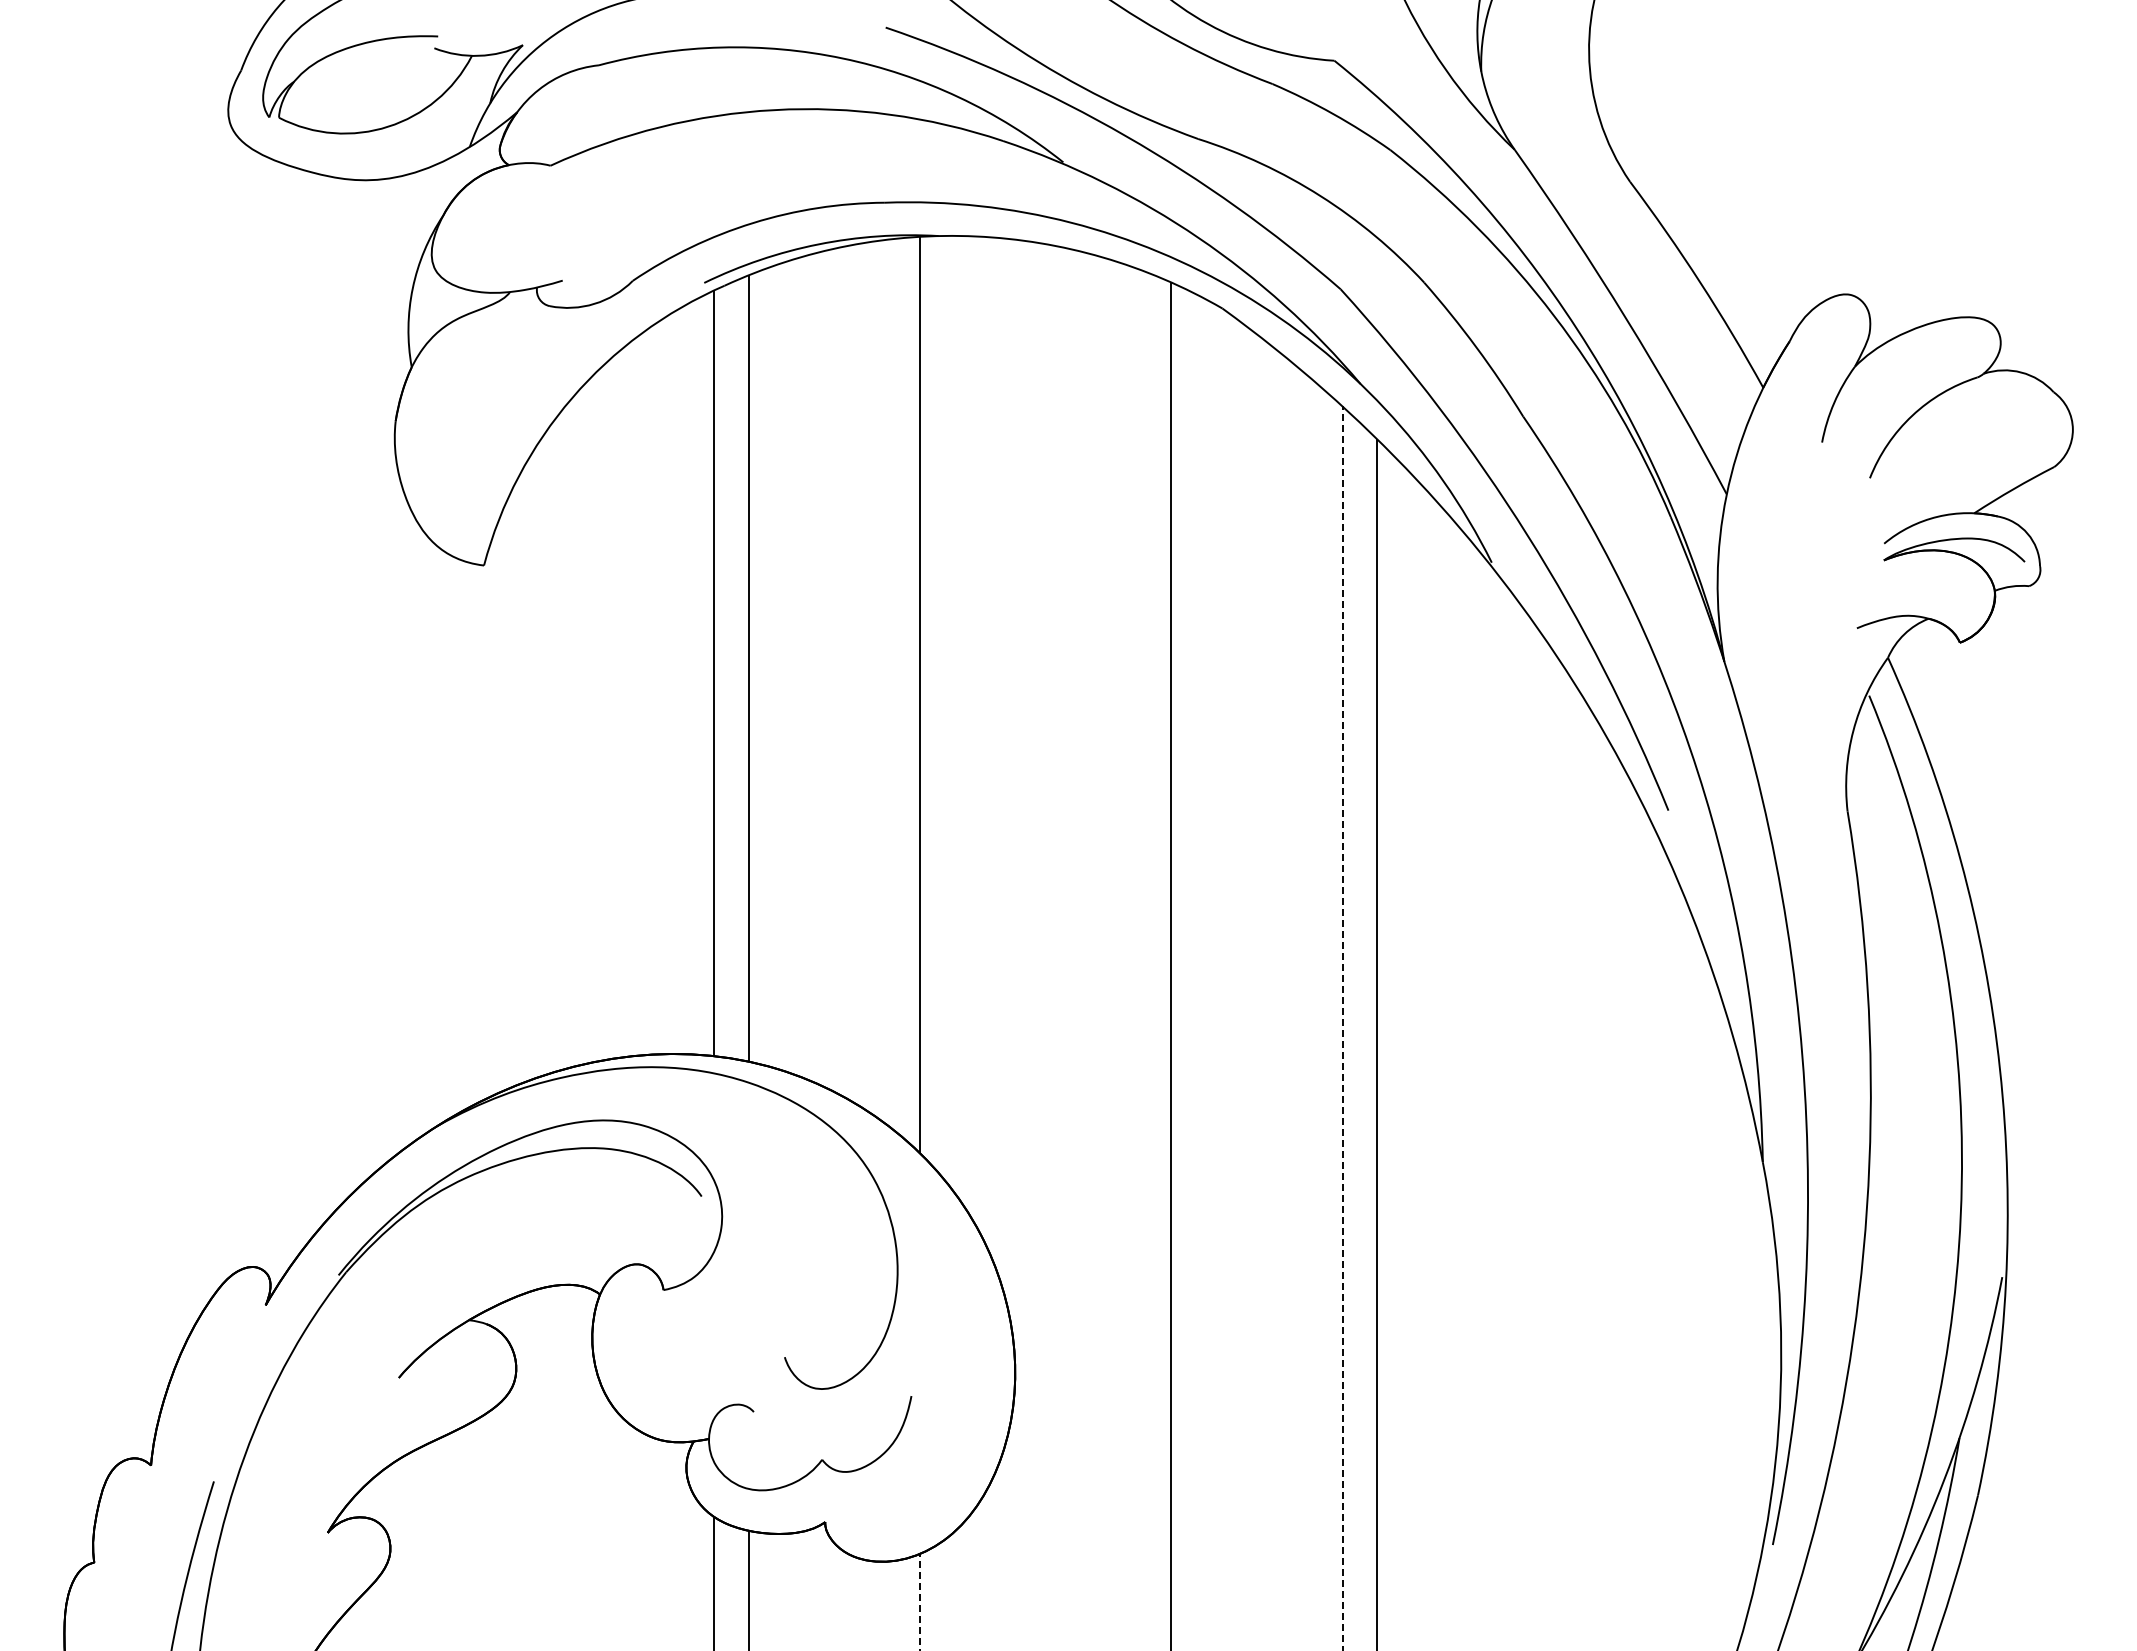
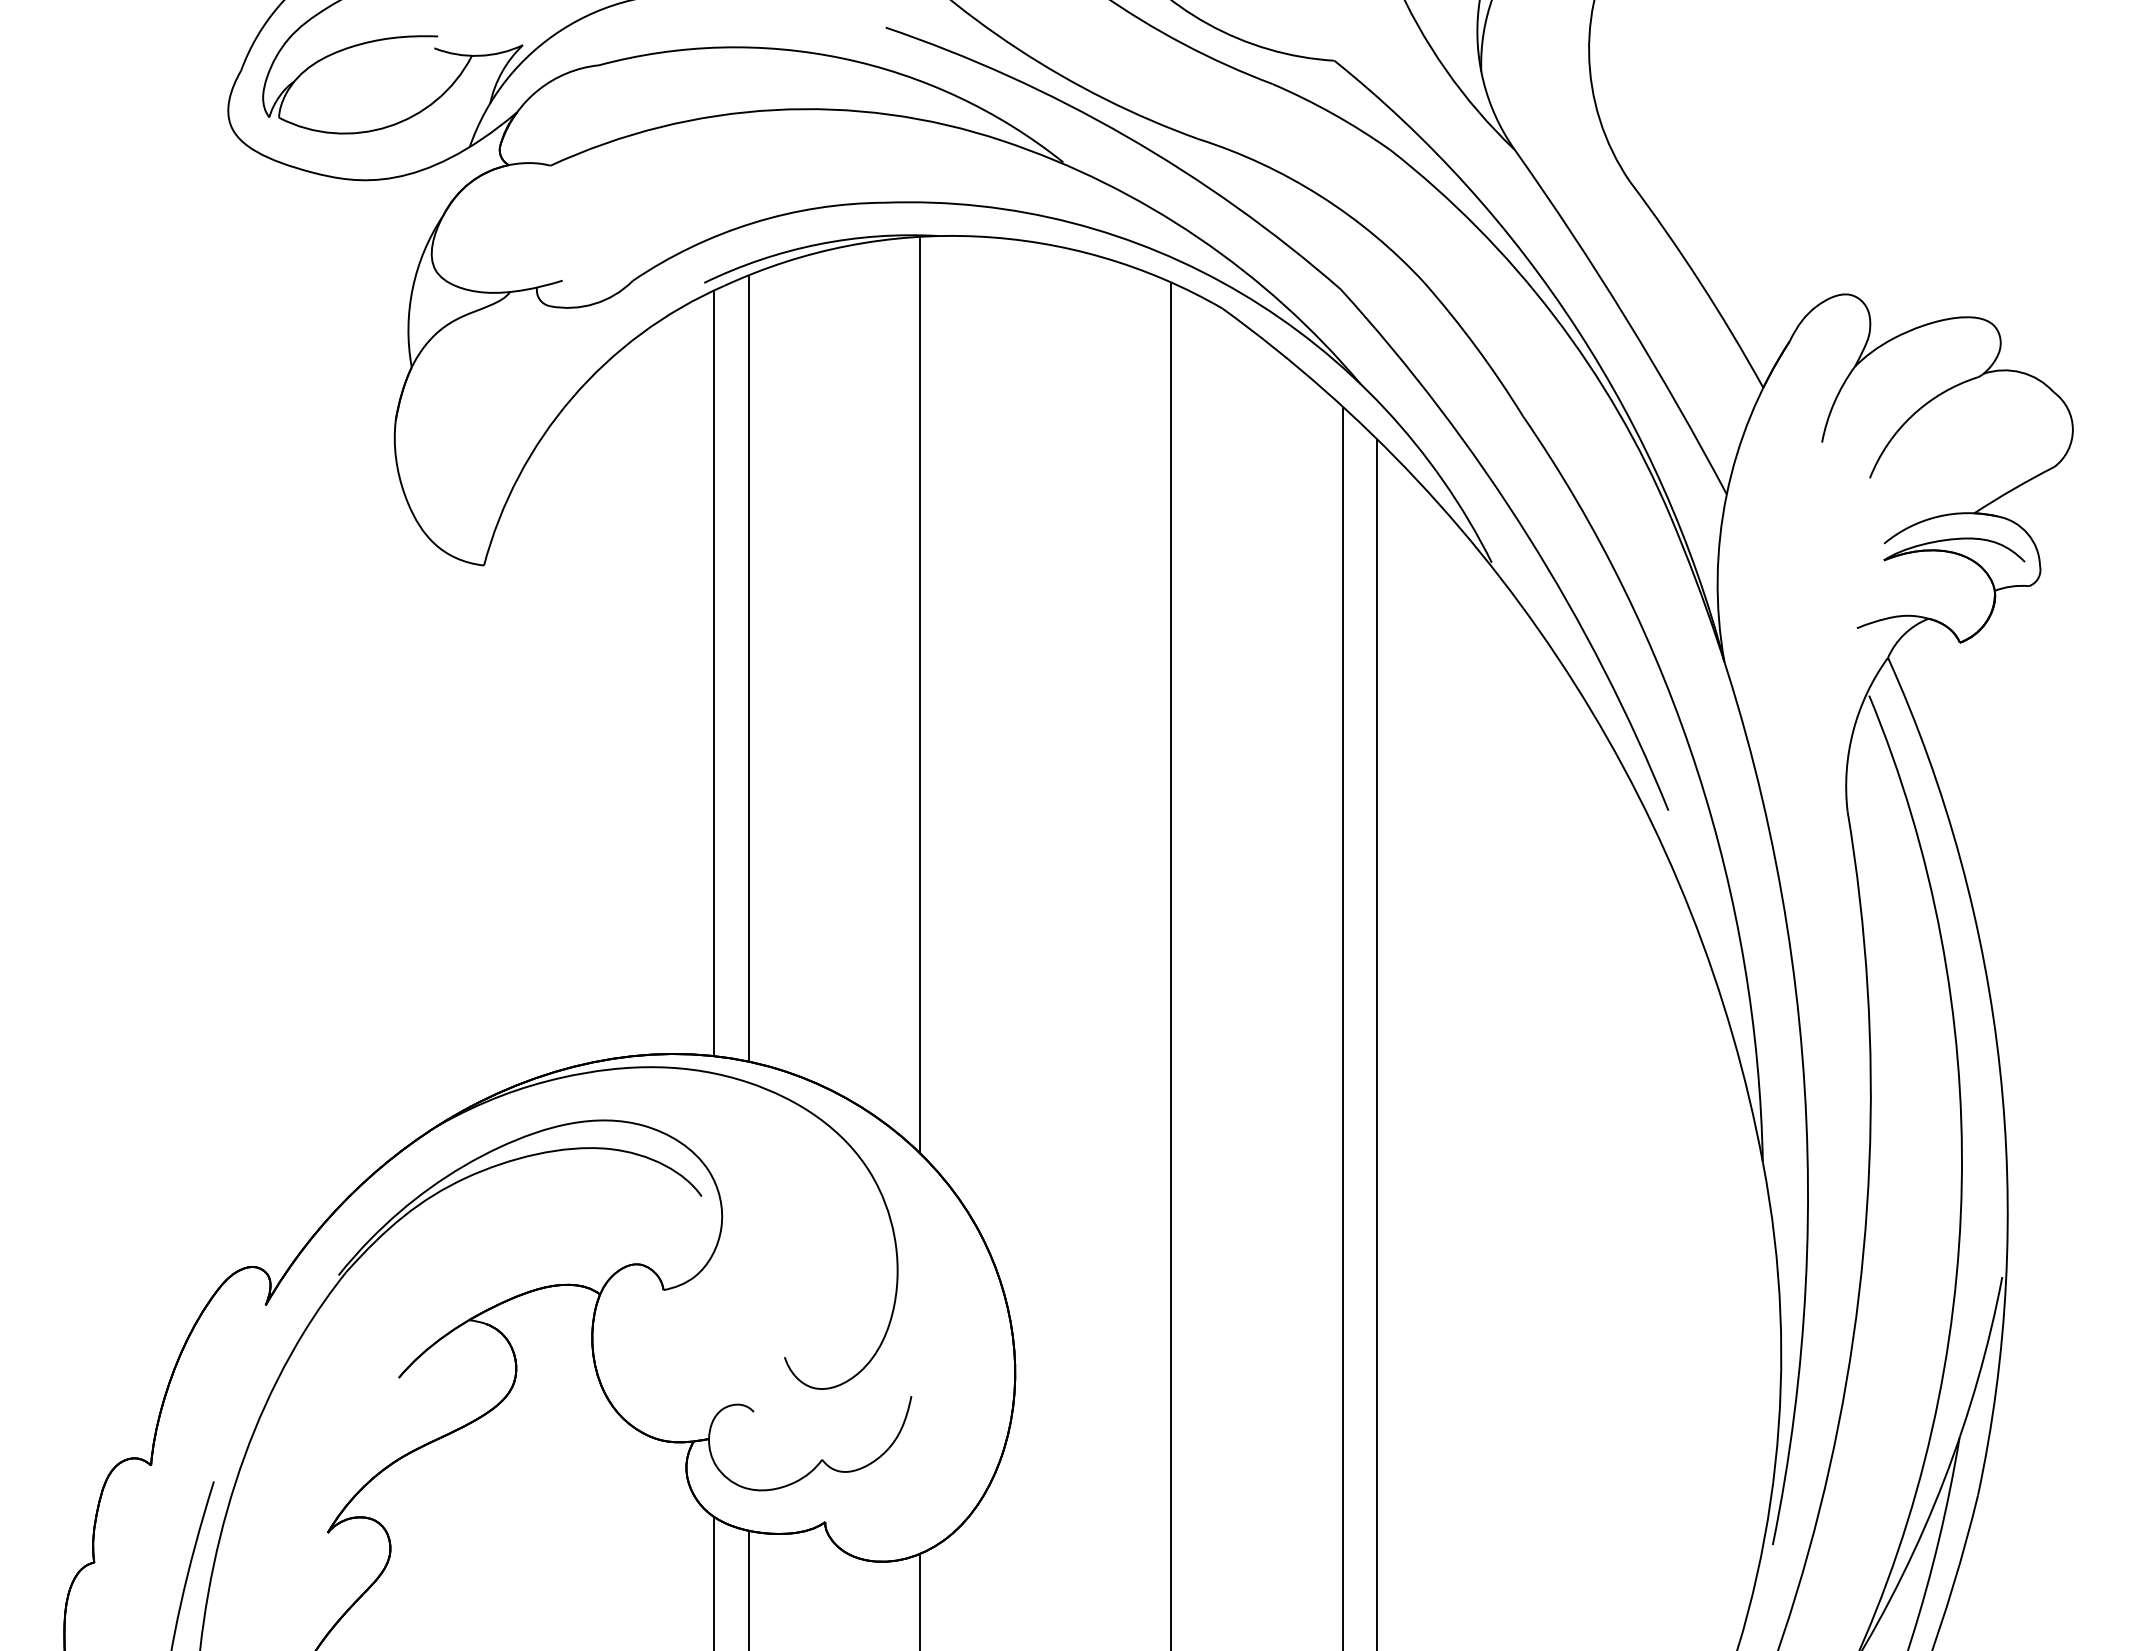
line: dashed -> solid (1342, 1028)
line: dashed -> solid (920, 1601)
